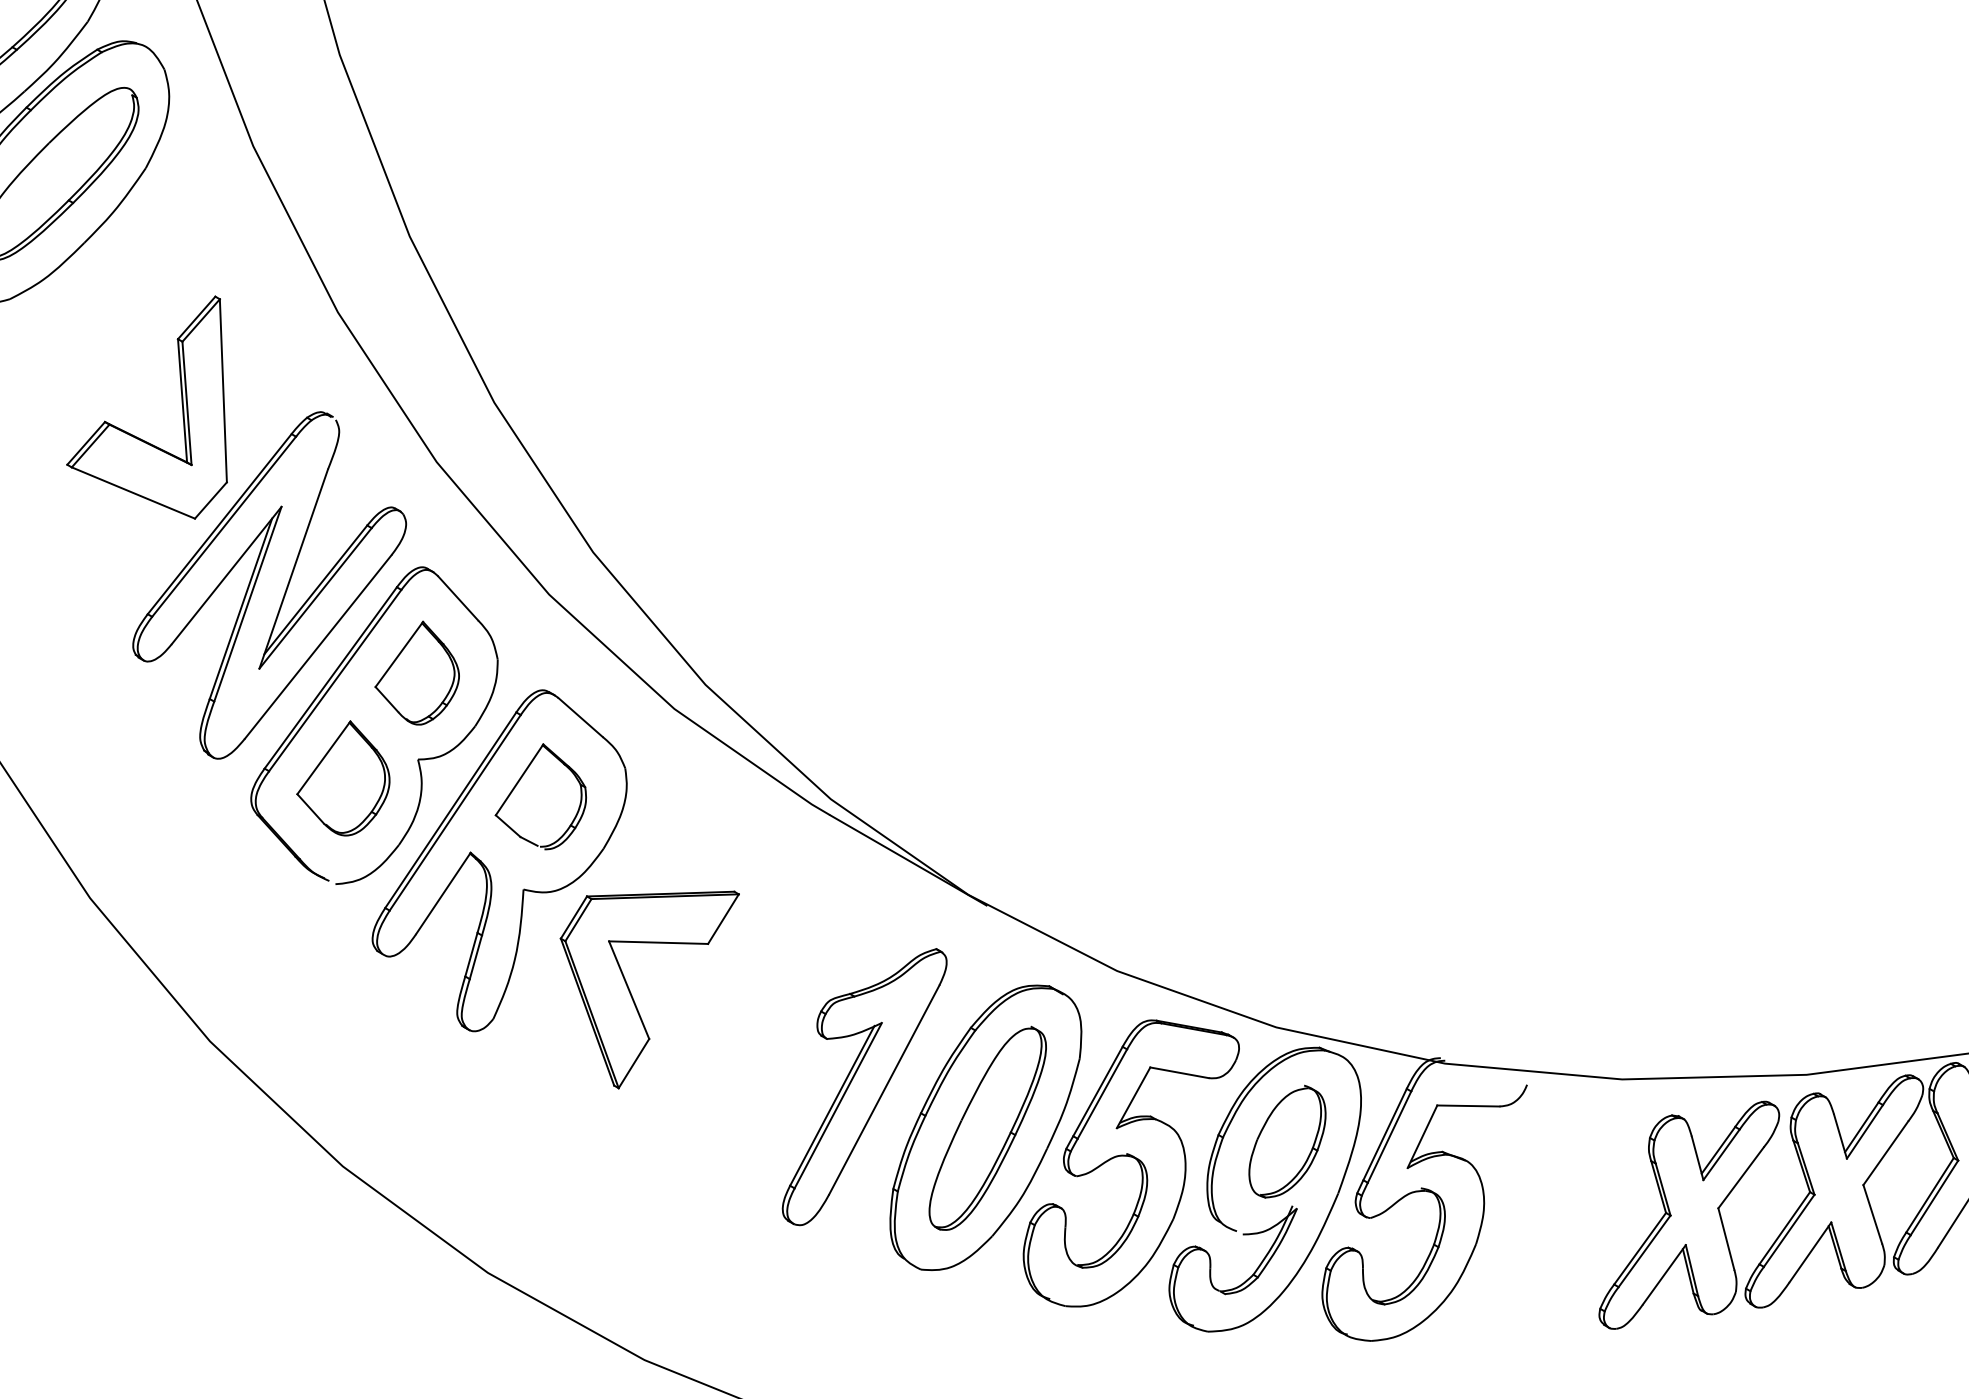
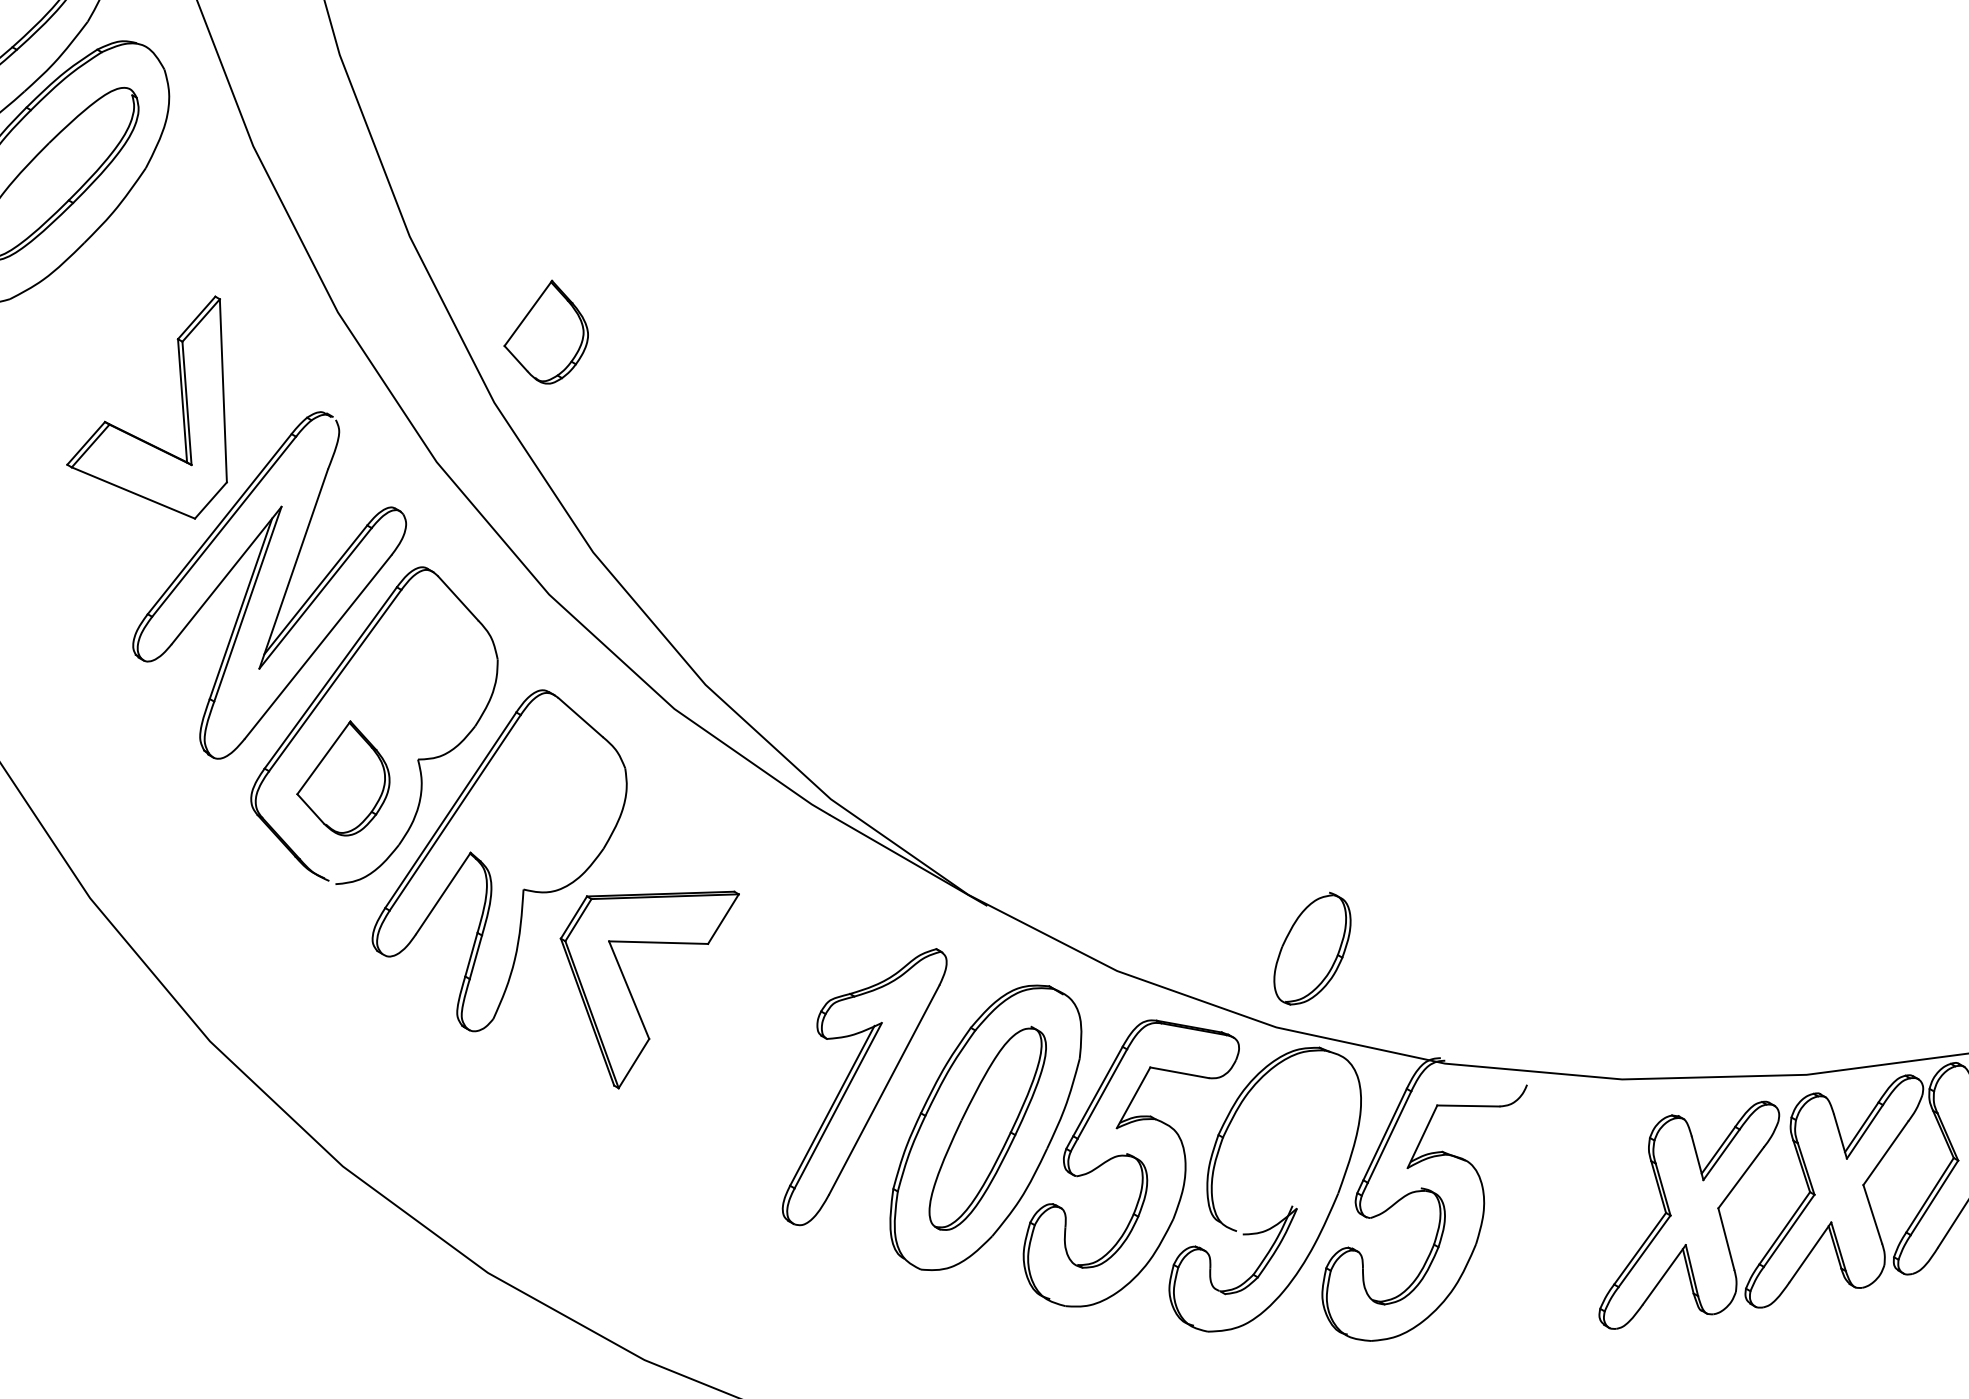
part position: (416, 672) -> (545, 331) (545, 331)
part: present -> none (518, 783)
part position: (1287, 1141) -> (1312, 948) (1312, 948)
